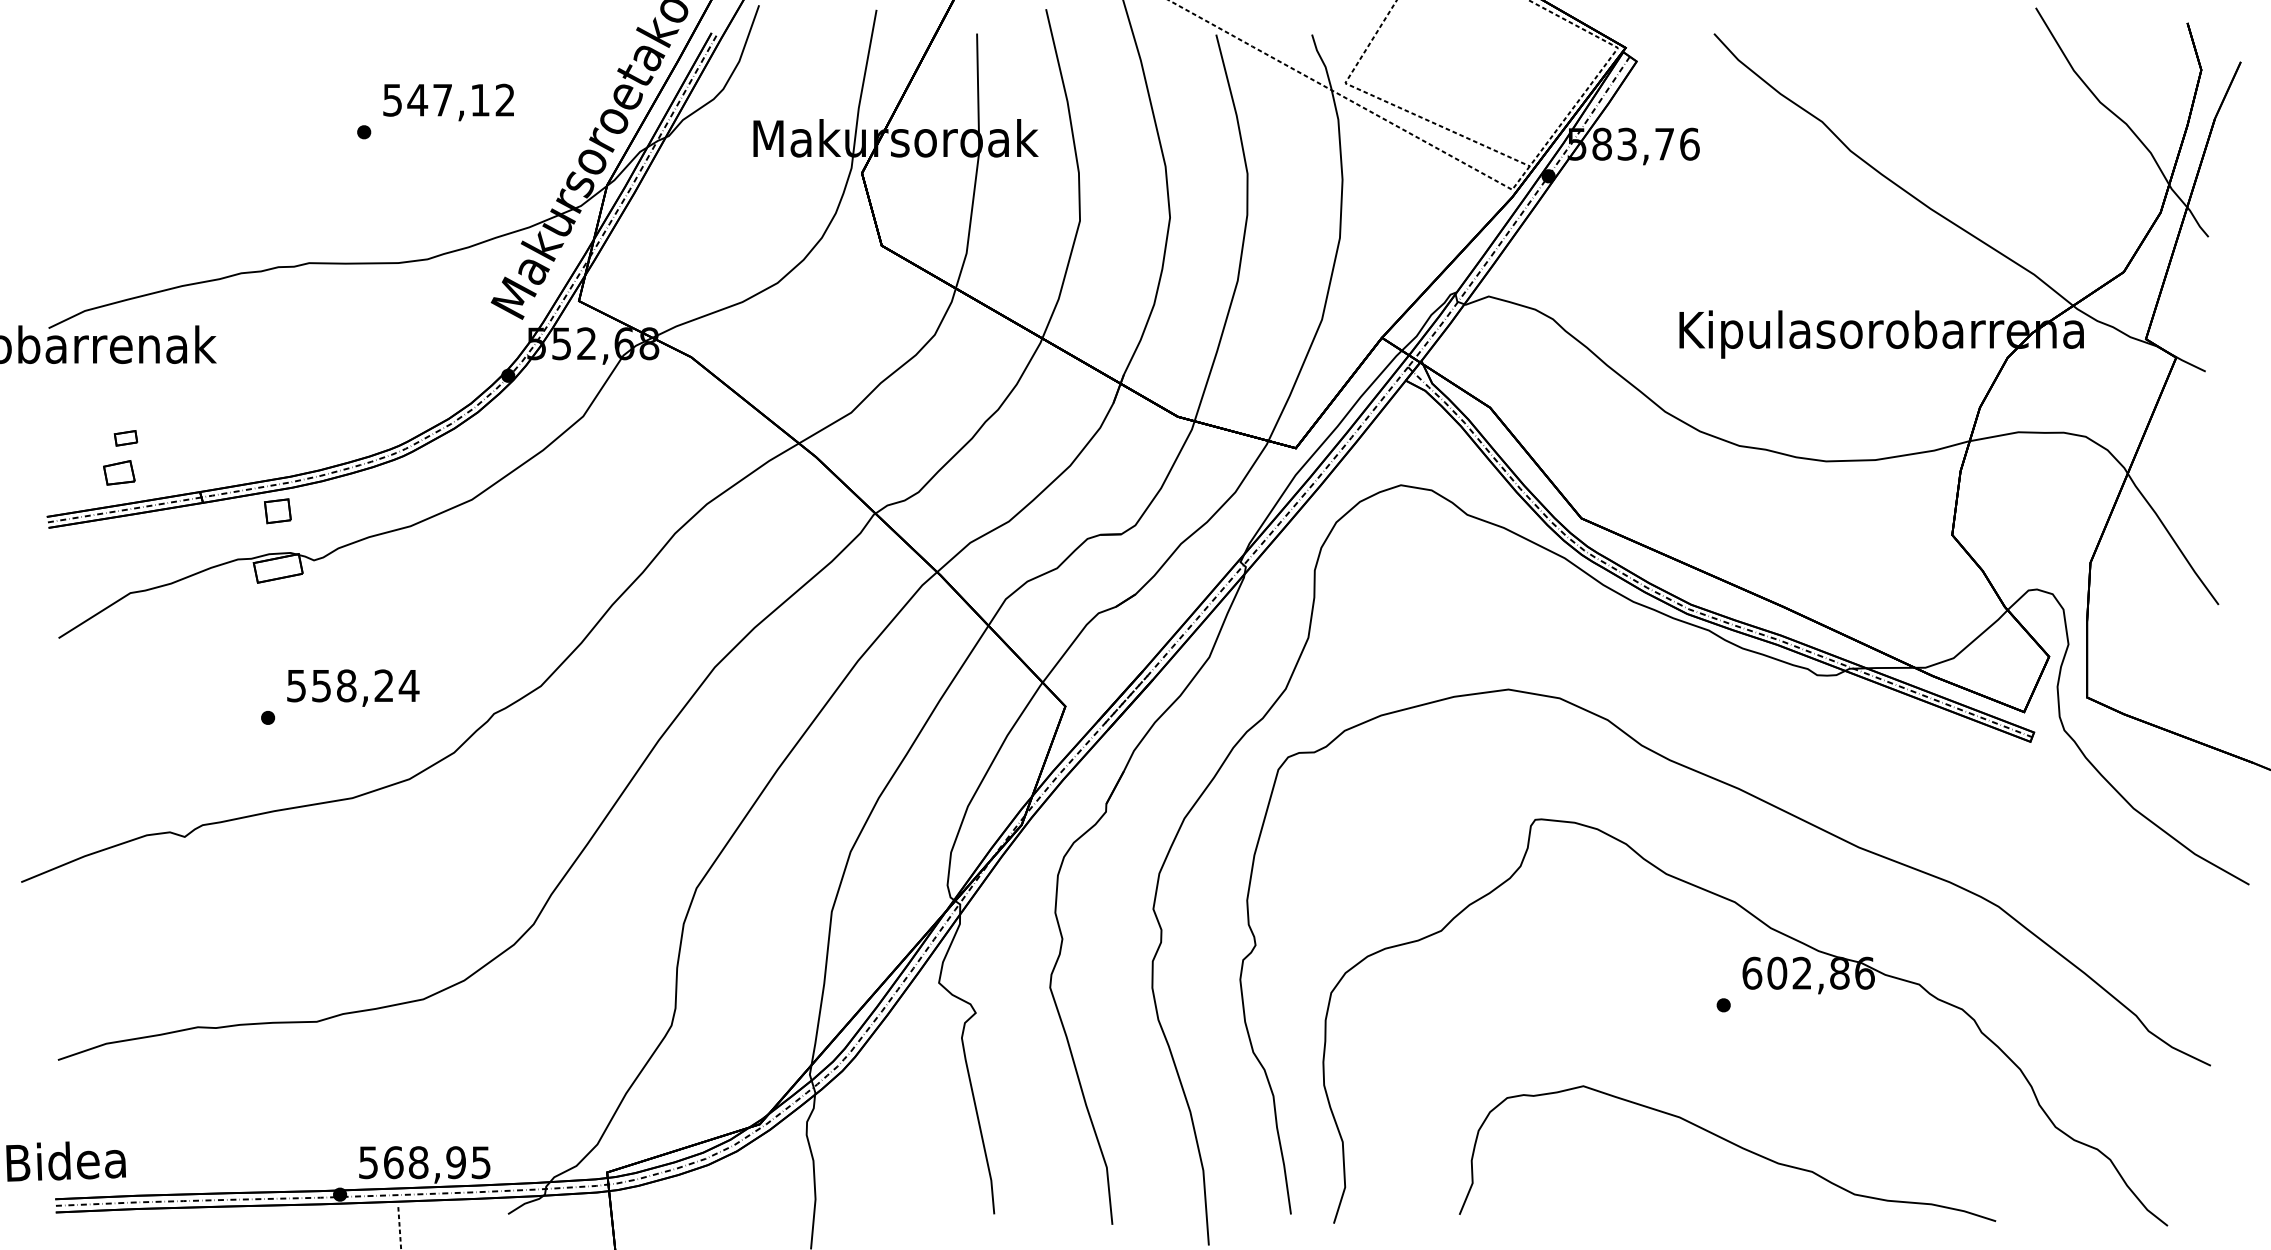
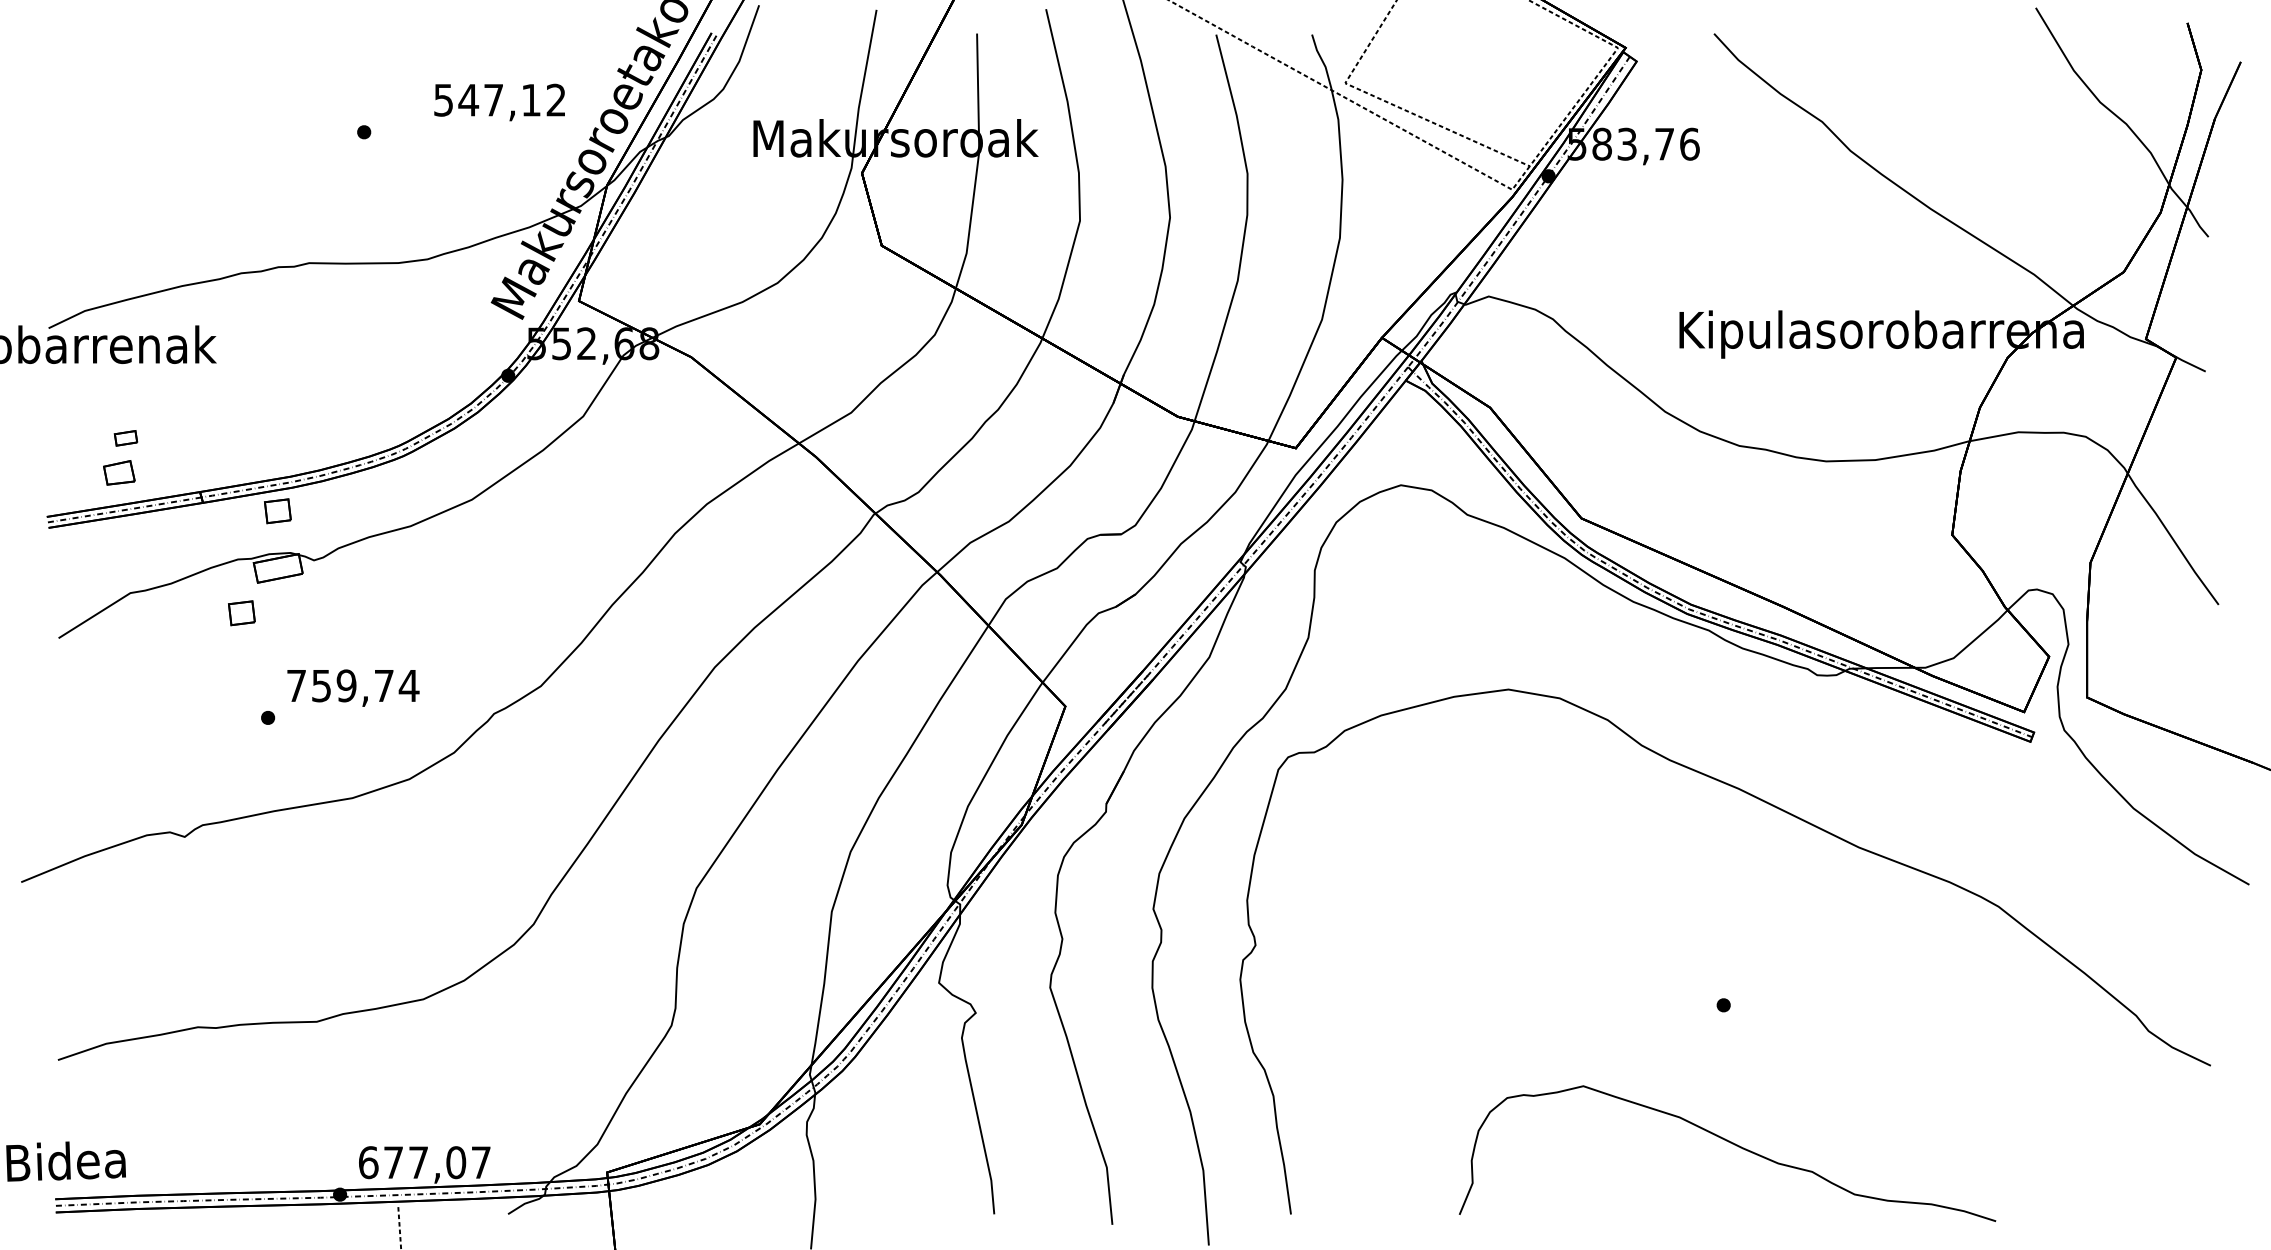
text position: (448, 102) -> (499, 102) (499, 102)
part: none -> present (241, 613)
text: 558,24 -> 759,74 (340, 685)
part: present -> none (1749, 989)
text: 568,95 -> 677,07 (424, 1162)
